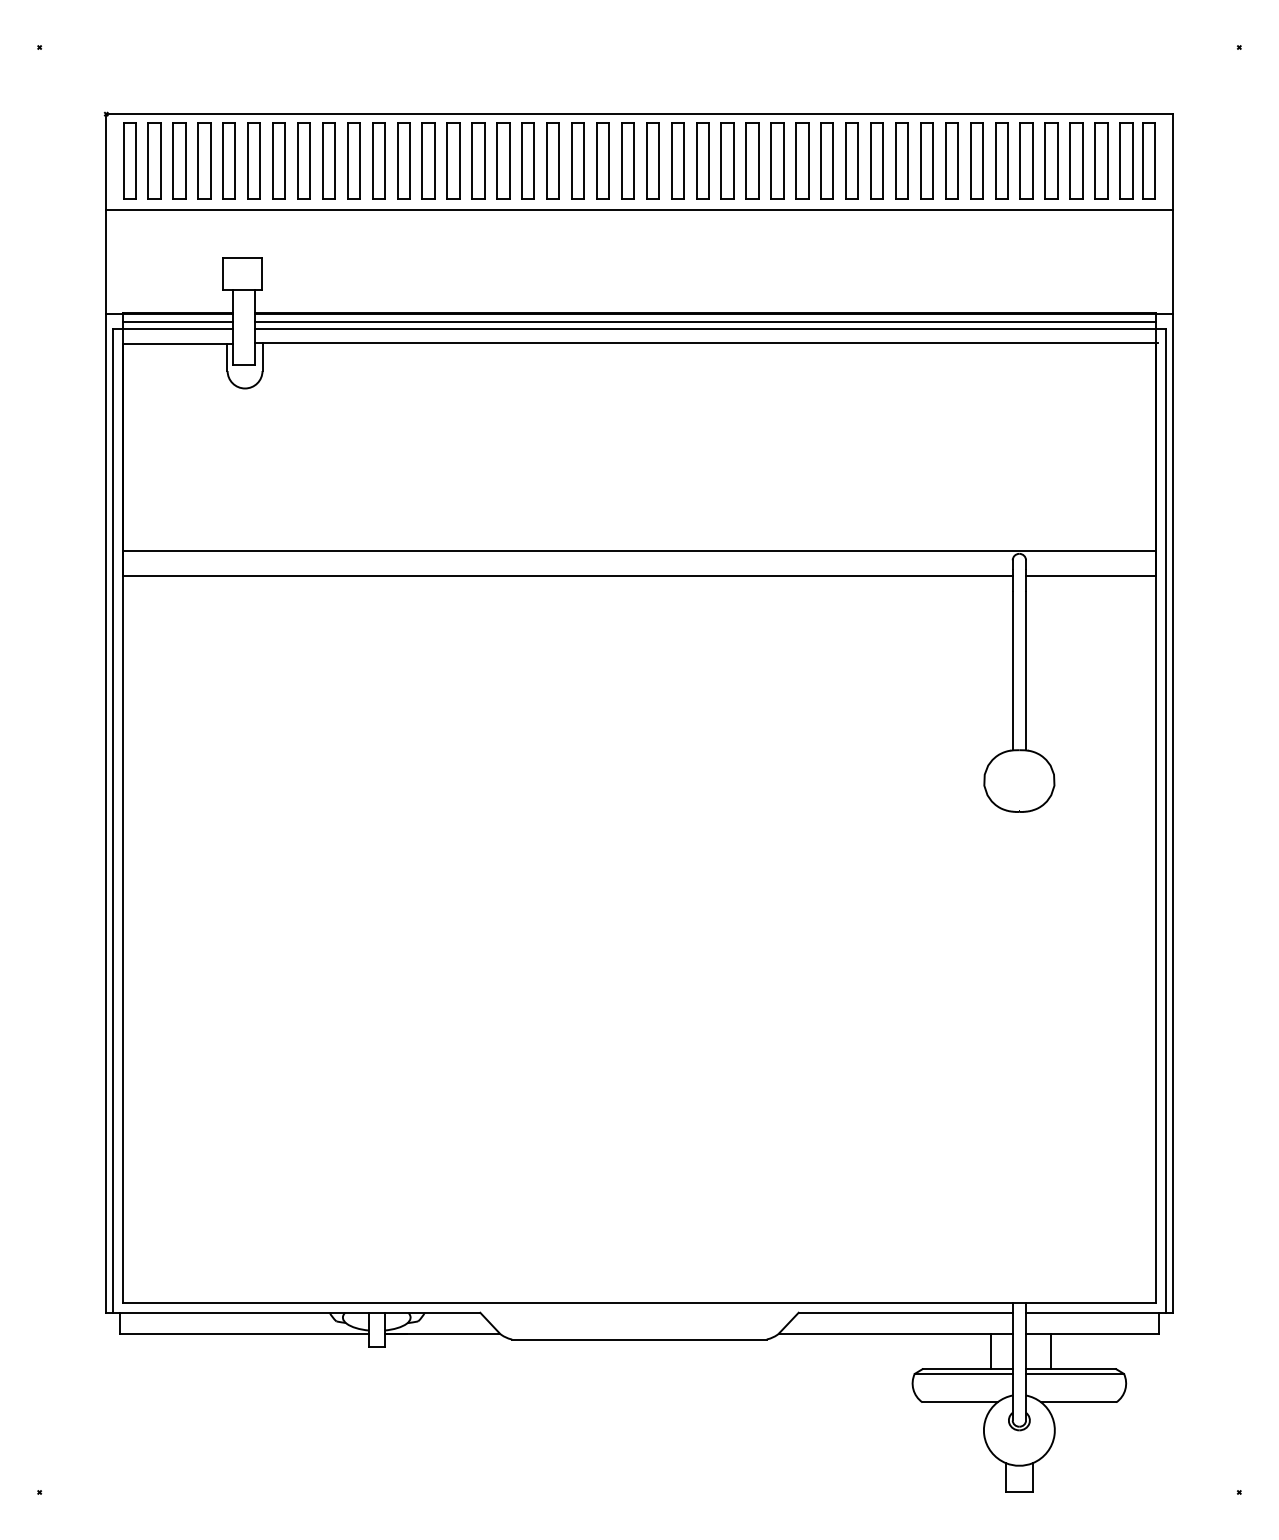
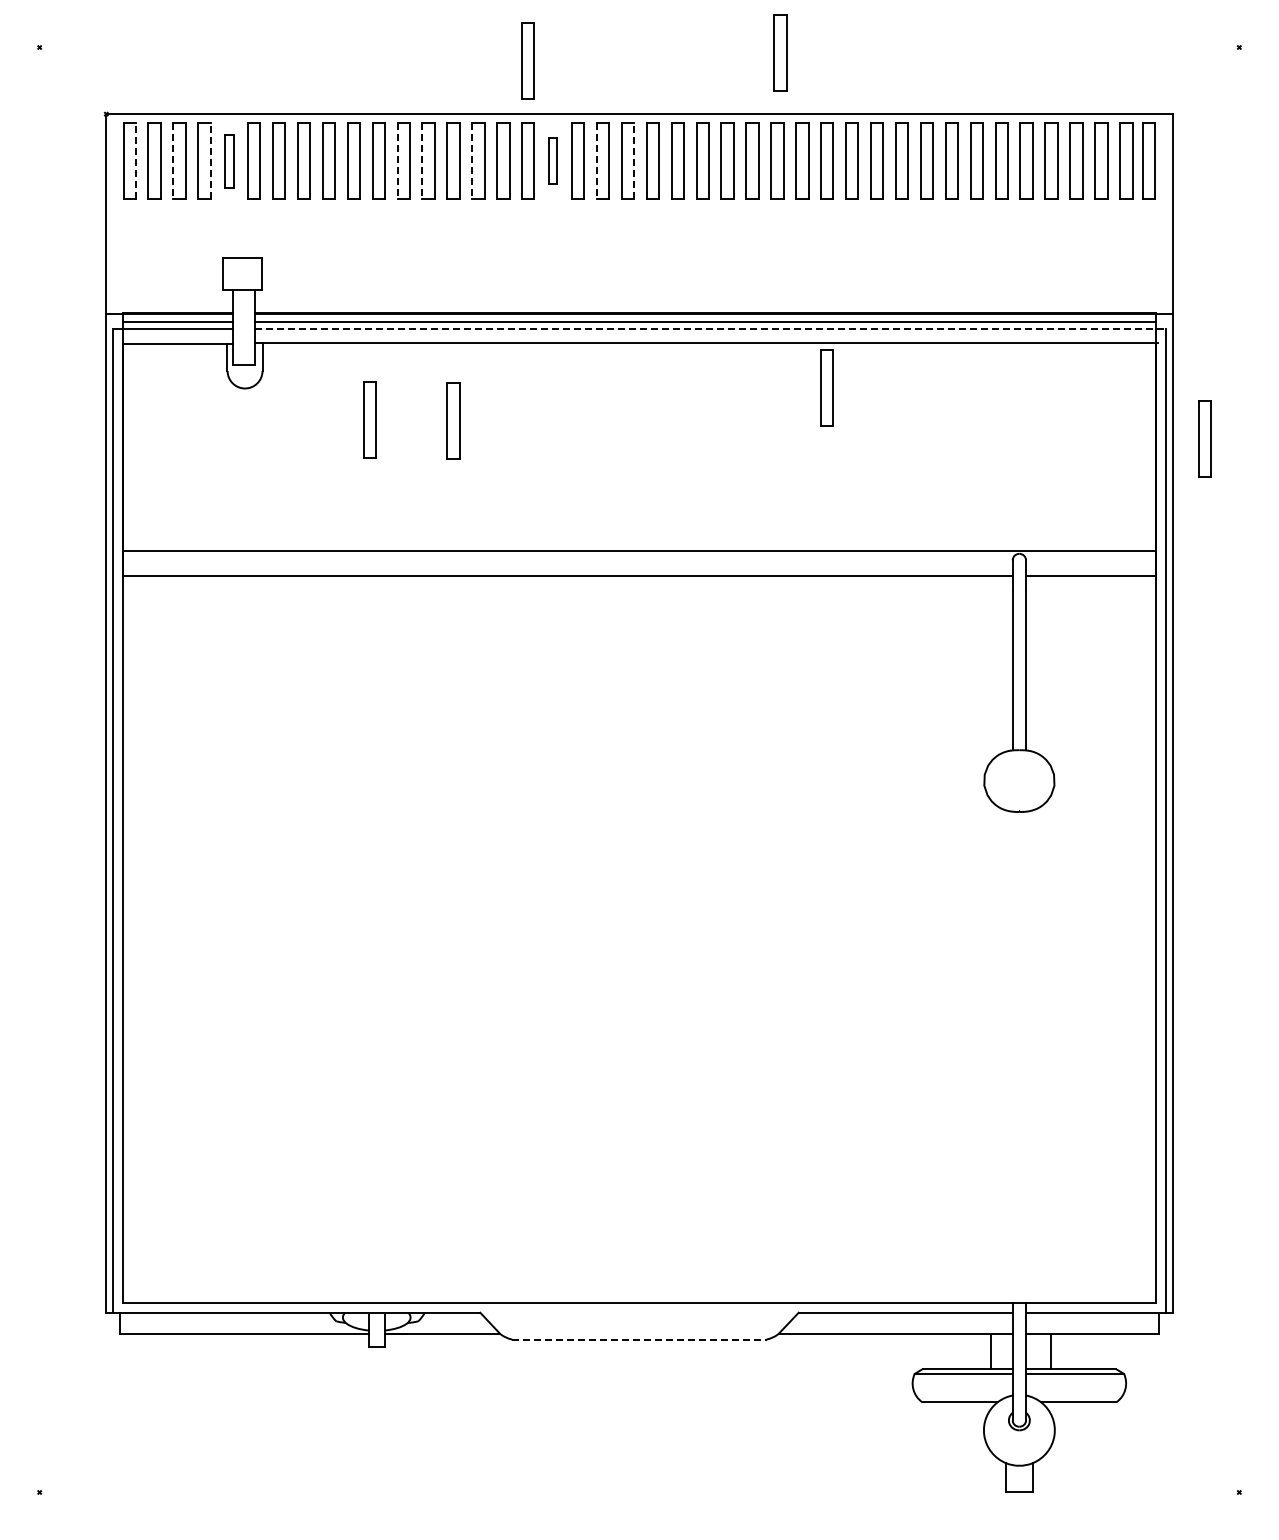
part: none -> present (780, 52)
part: none -> present (527, 60)
line: solid -> dashed (135, 160)
line: solid -> dashed (210, 160)
part size: 14x78 px -> 11x55 px (229, 161)
part size: 14x78 px -> 10x48 px (552, 160)
line: solid -> dashed (634, 160)
line: solid -> dashed (173, 161)
line: solid -> dashed (397, 161)
line: solid -> dashed (422, 161)
line: solid -> dashed (472, 161)
line: solid -> dashed (596, 161)
line: present -> none (639, 209)
line: solid -> dashed (710, 328)
part: none -> present (826, 387)
part: none -> present (369, 419)
part: none -> present (453, 420)
part: none -> present (1204, 438)
line: solid -> dashed (639, 1339)
